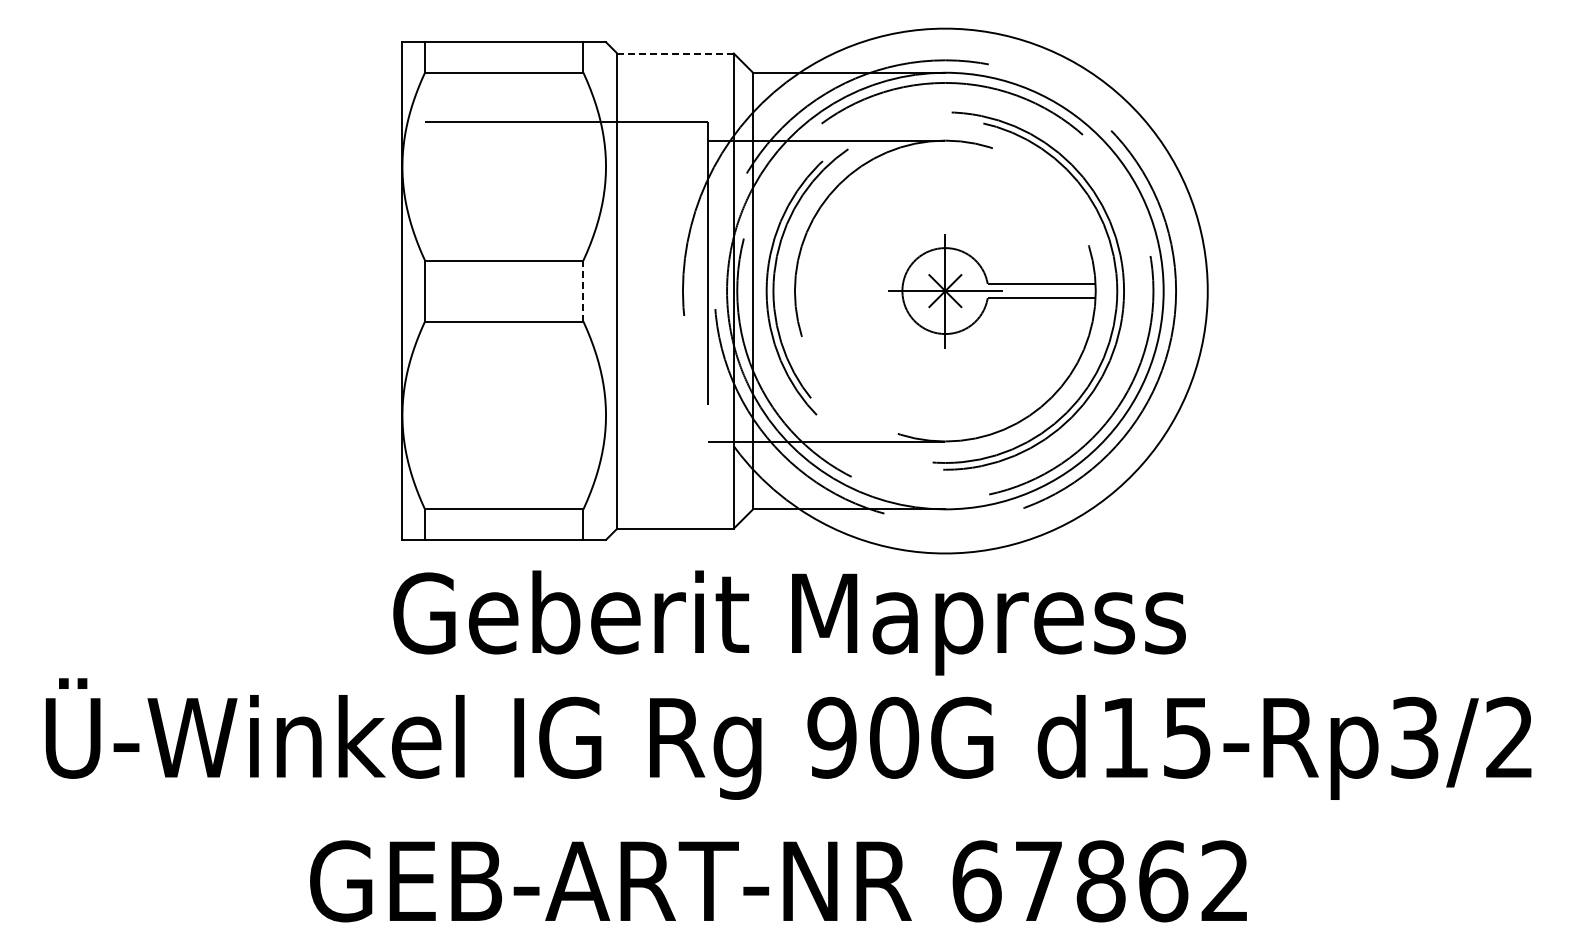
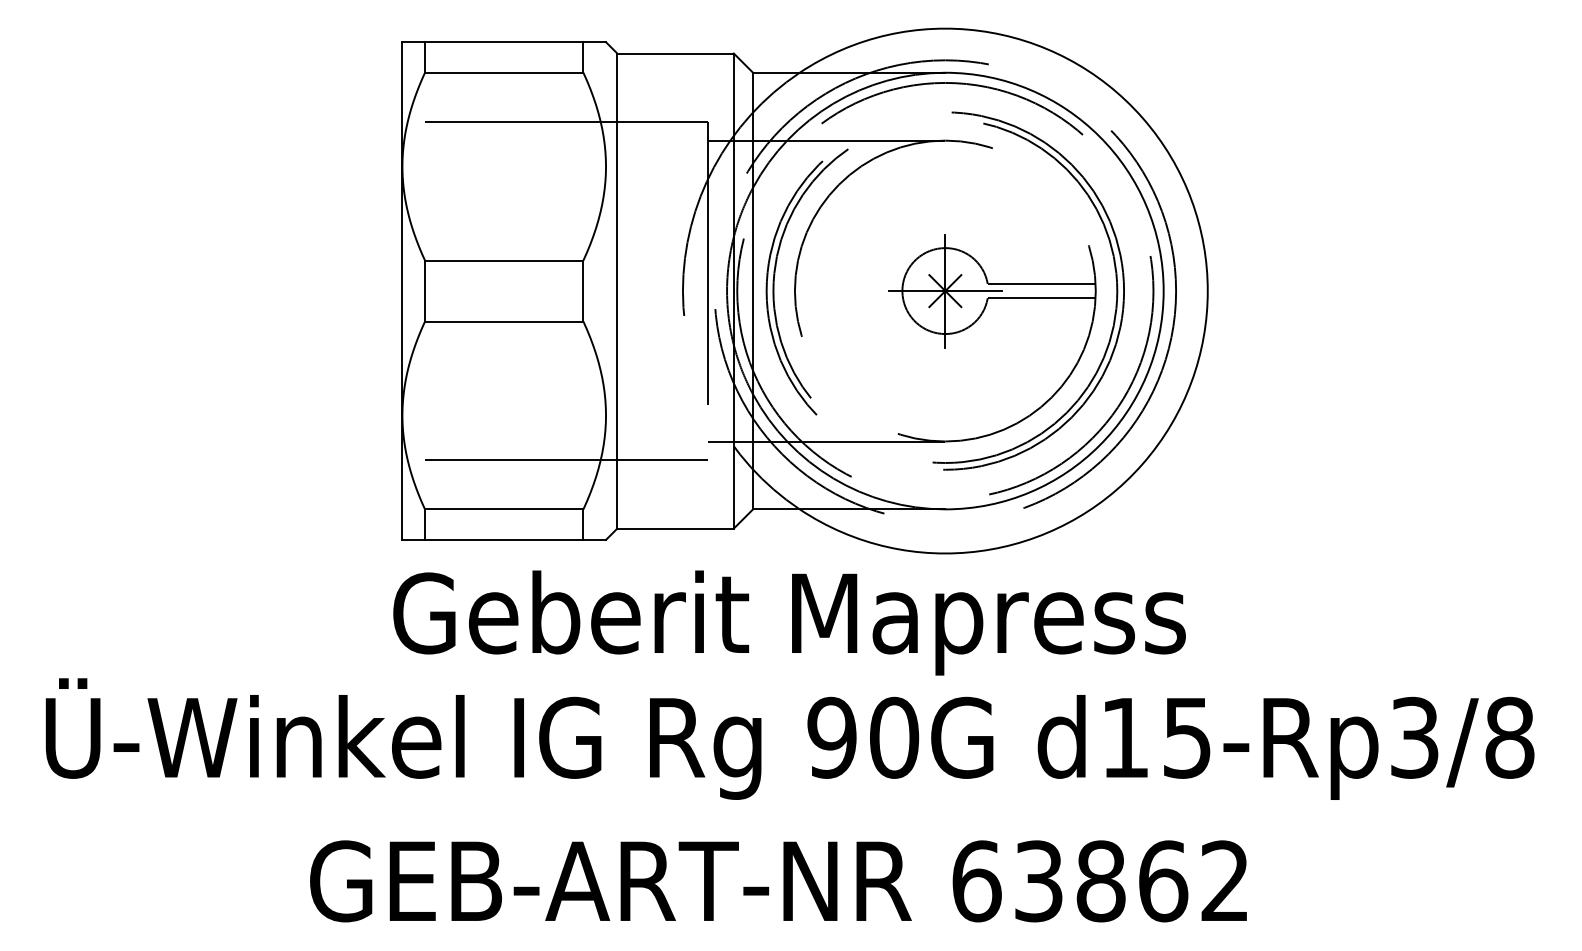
line: dashed -> solid (675, 53)
line: dashed -> solid (583, 290)
line: none -> present (554, 460)
text: d15-Rp3/2 -> d15-Rp3/8 (1509, 737)
text: 67862 -> 63862 (1038, 881)
